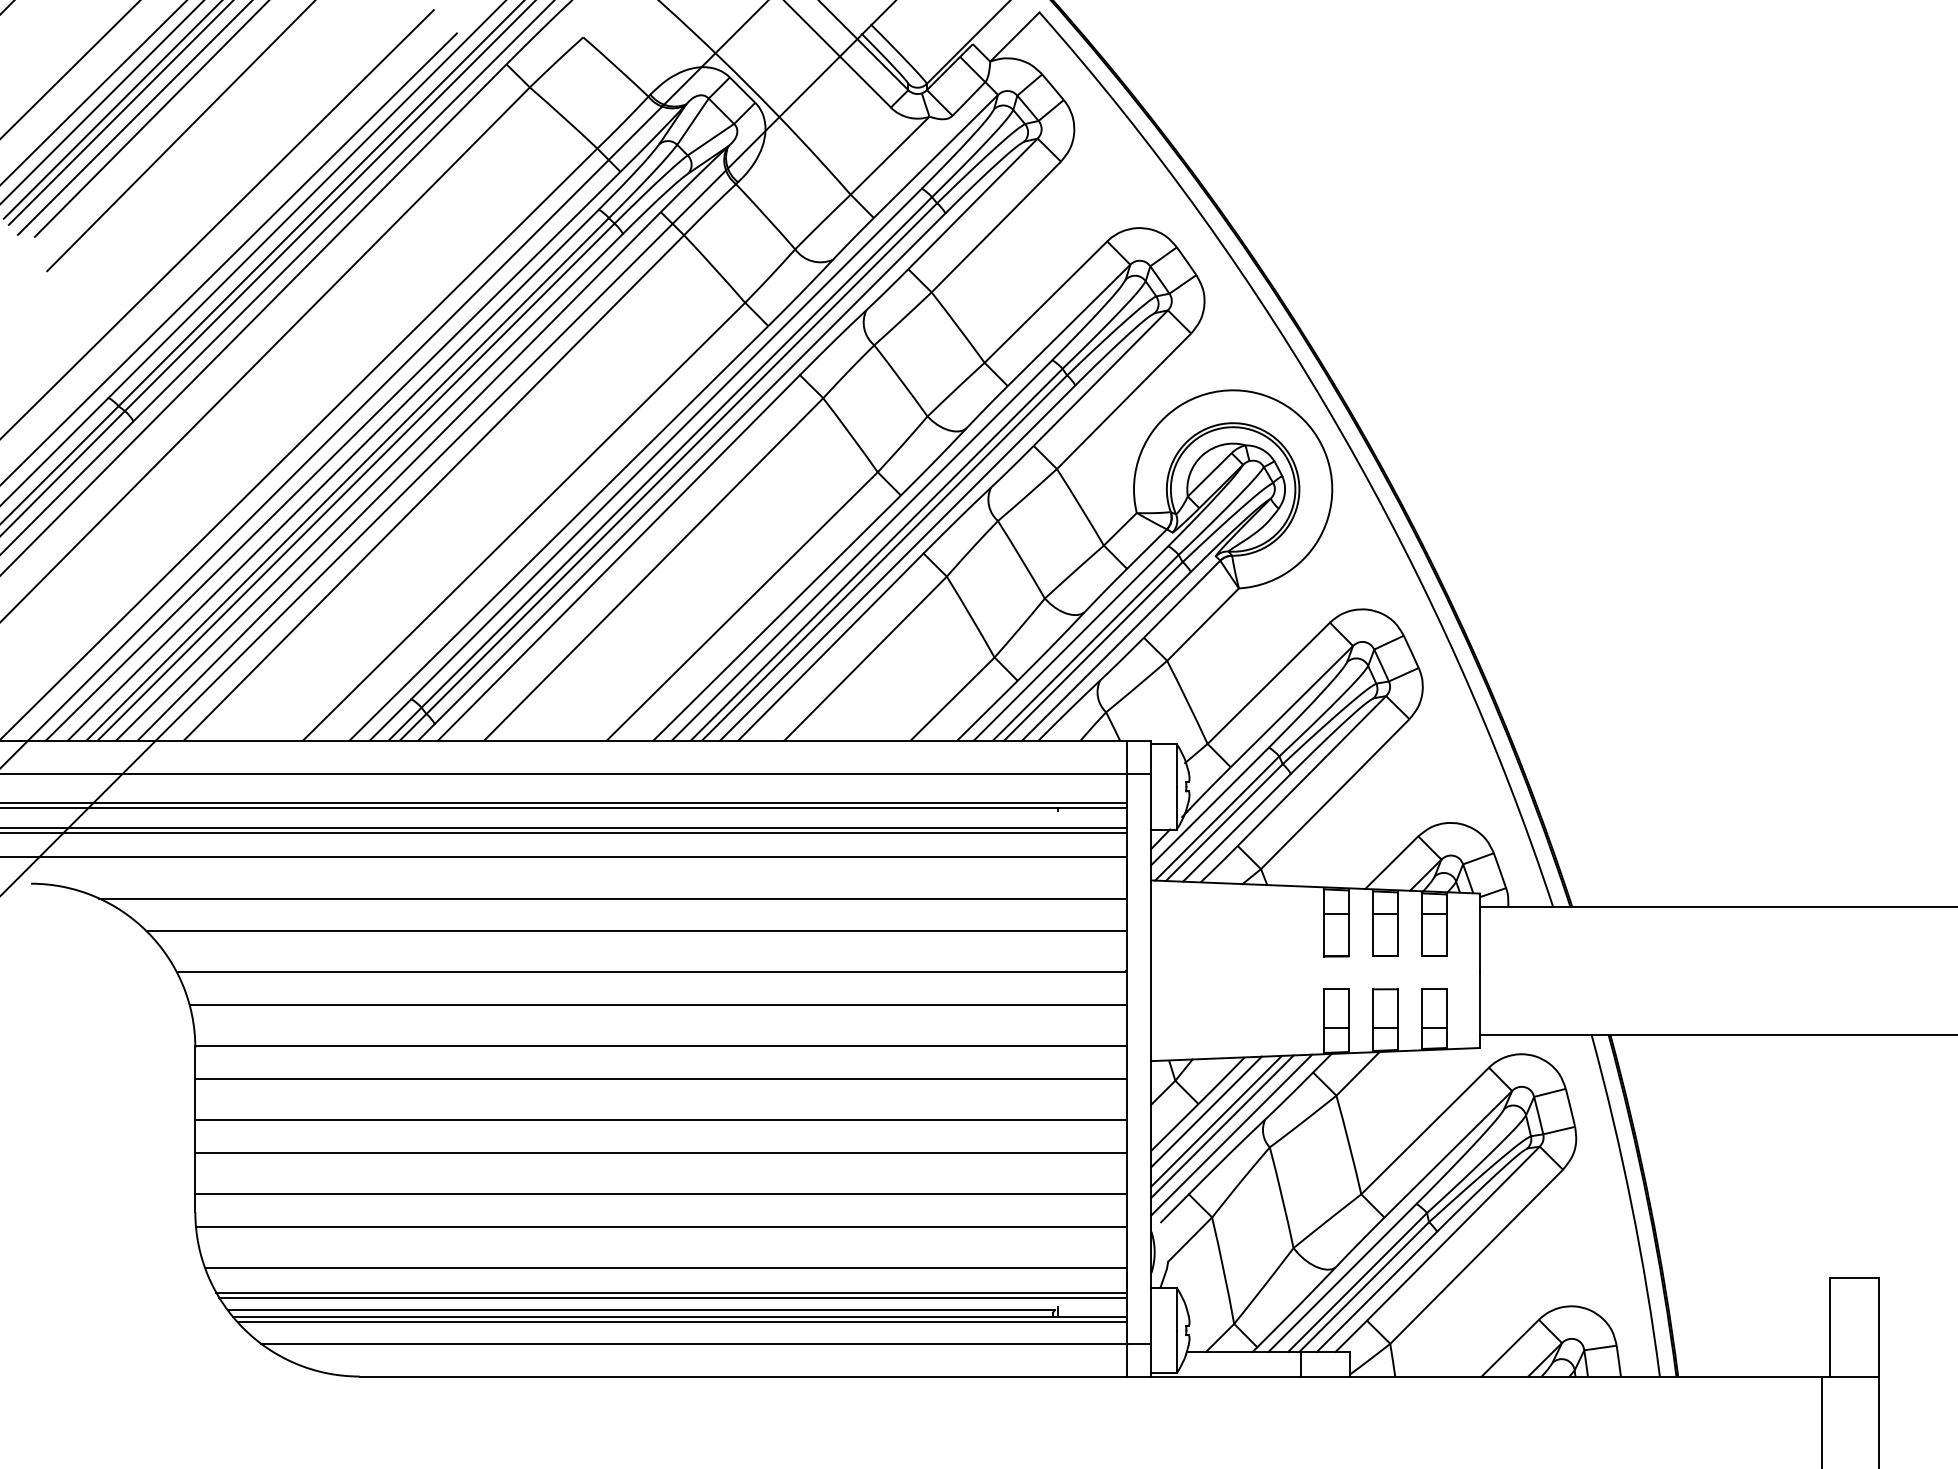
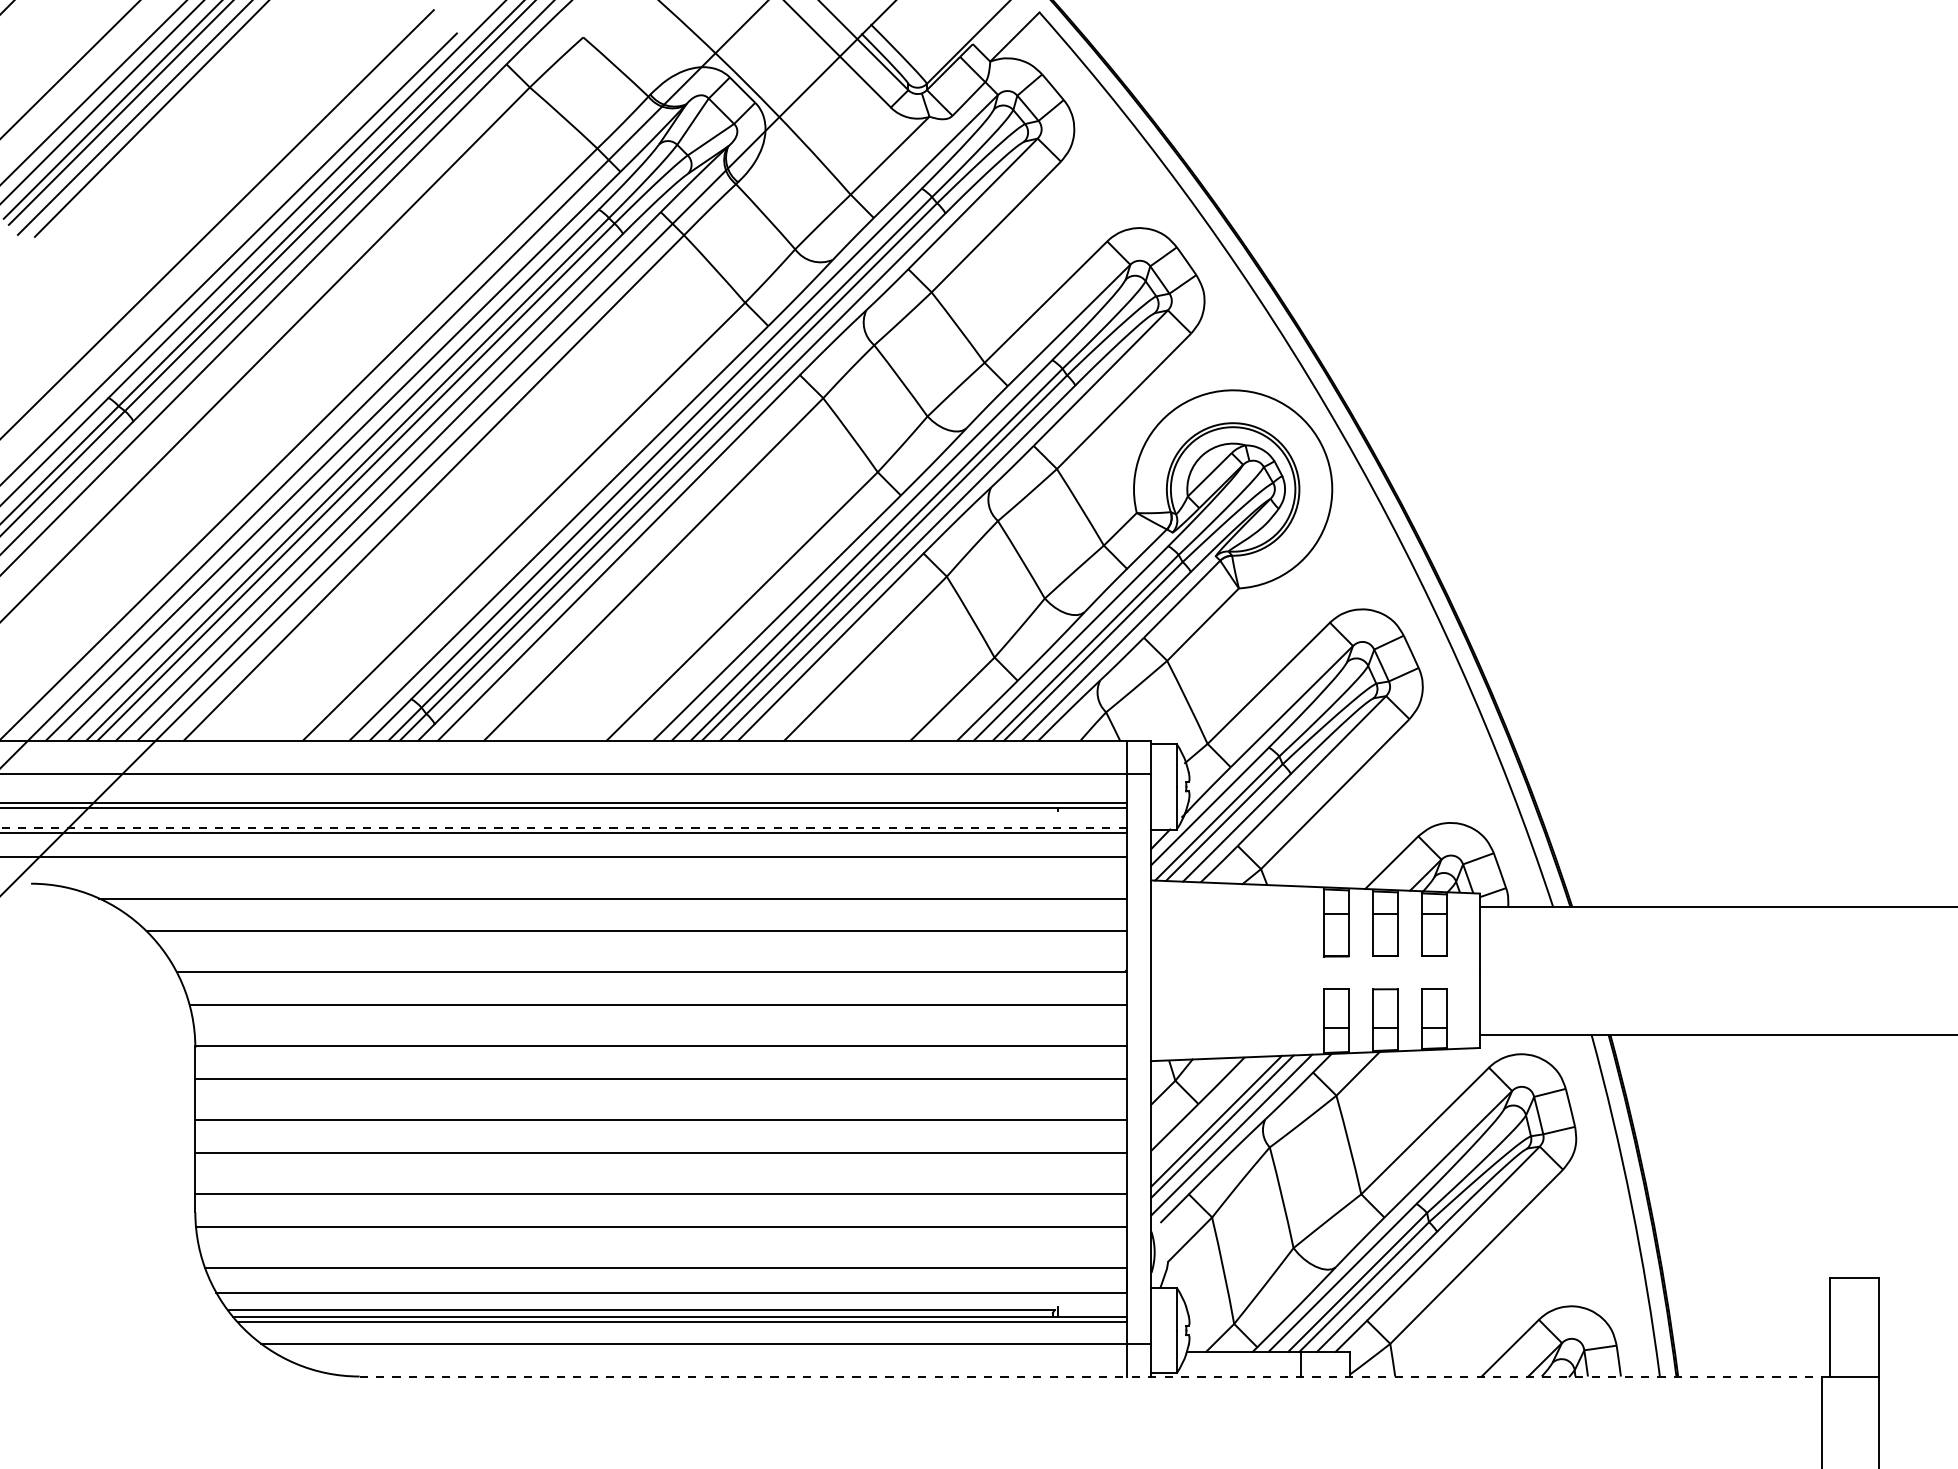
line: present -> none (180, 136)
line: solid -> dashed (563, 827)
line: present -> none (1206, 1111)
line: present -> none (672, 1297)
line: solid -> dashed (1091, 1376)
